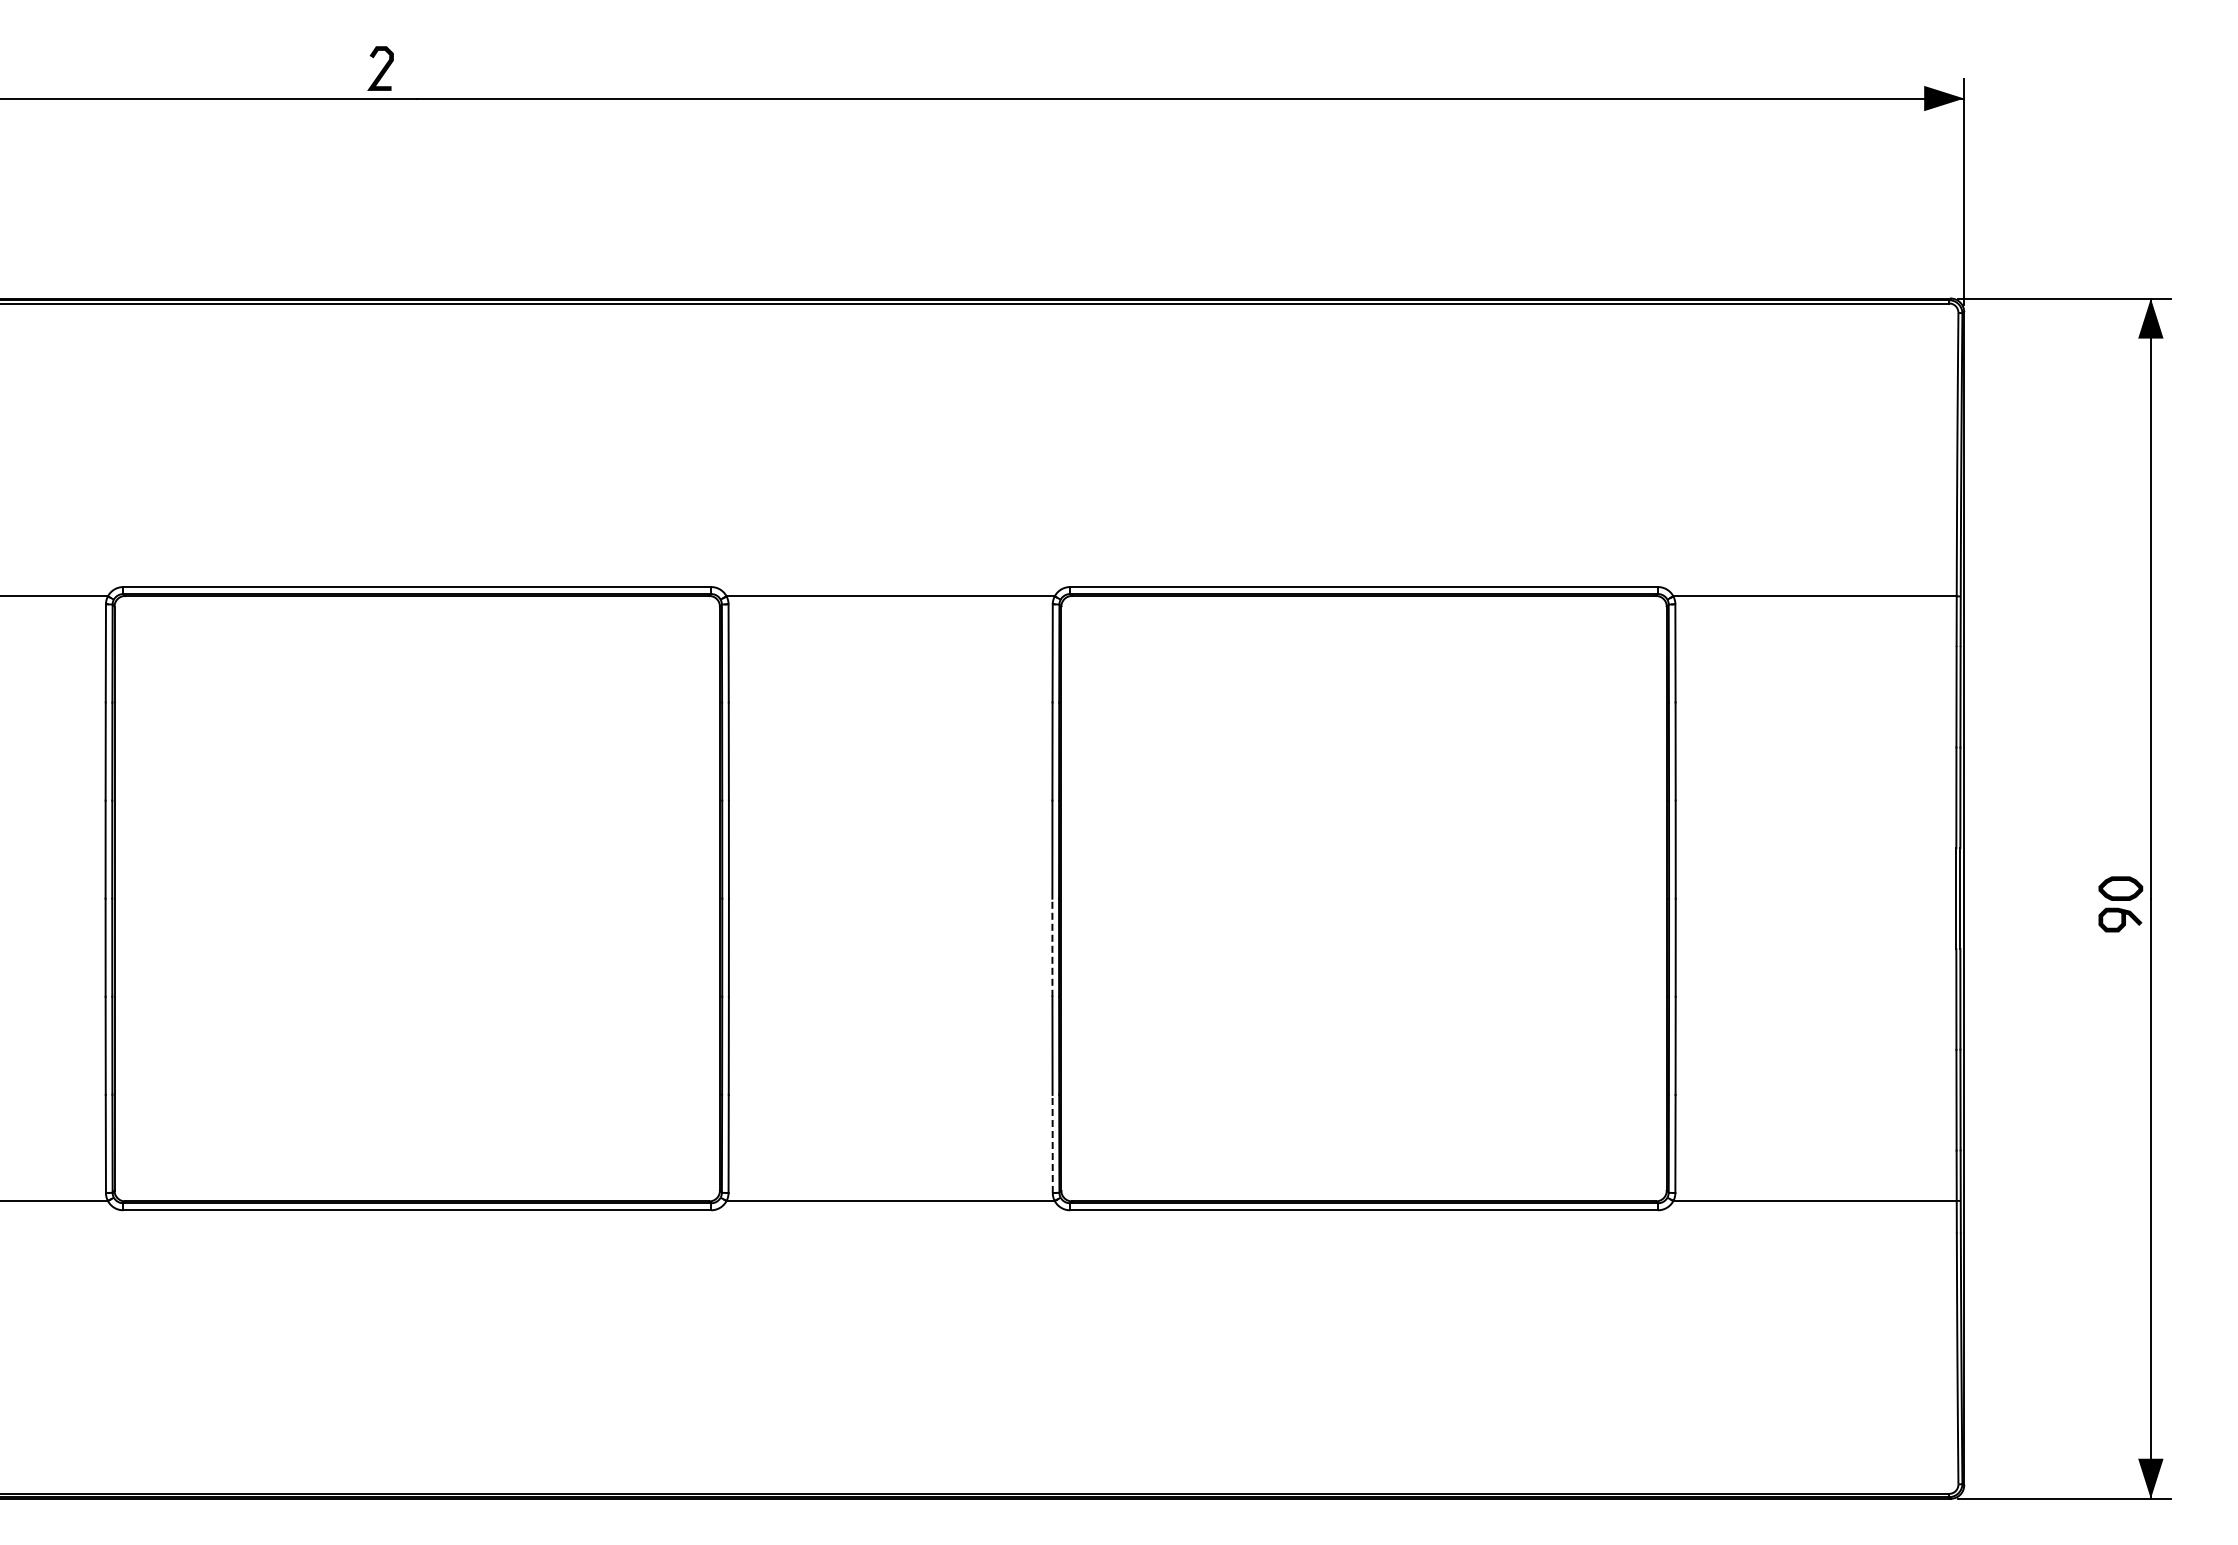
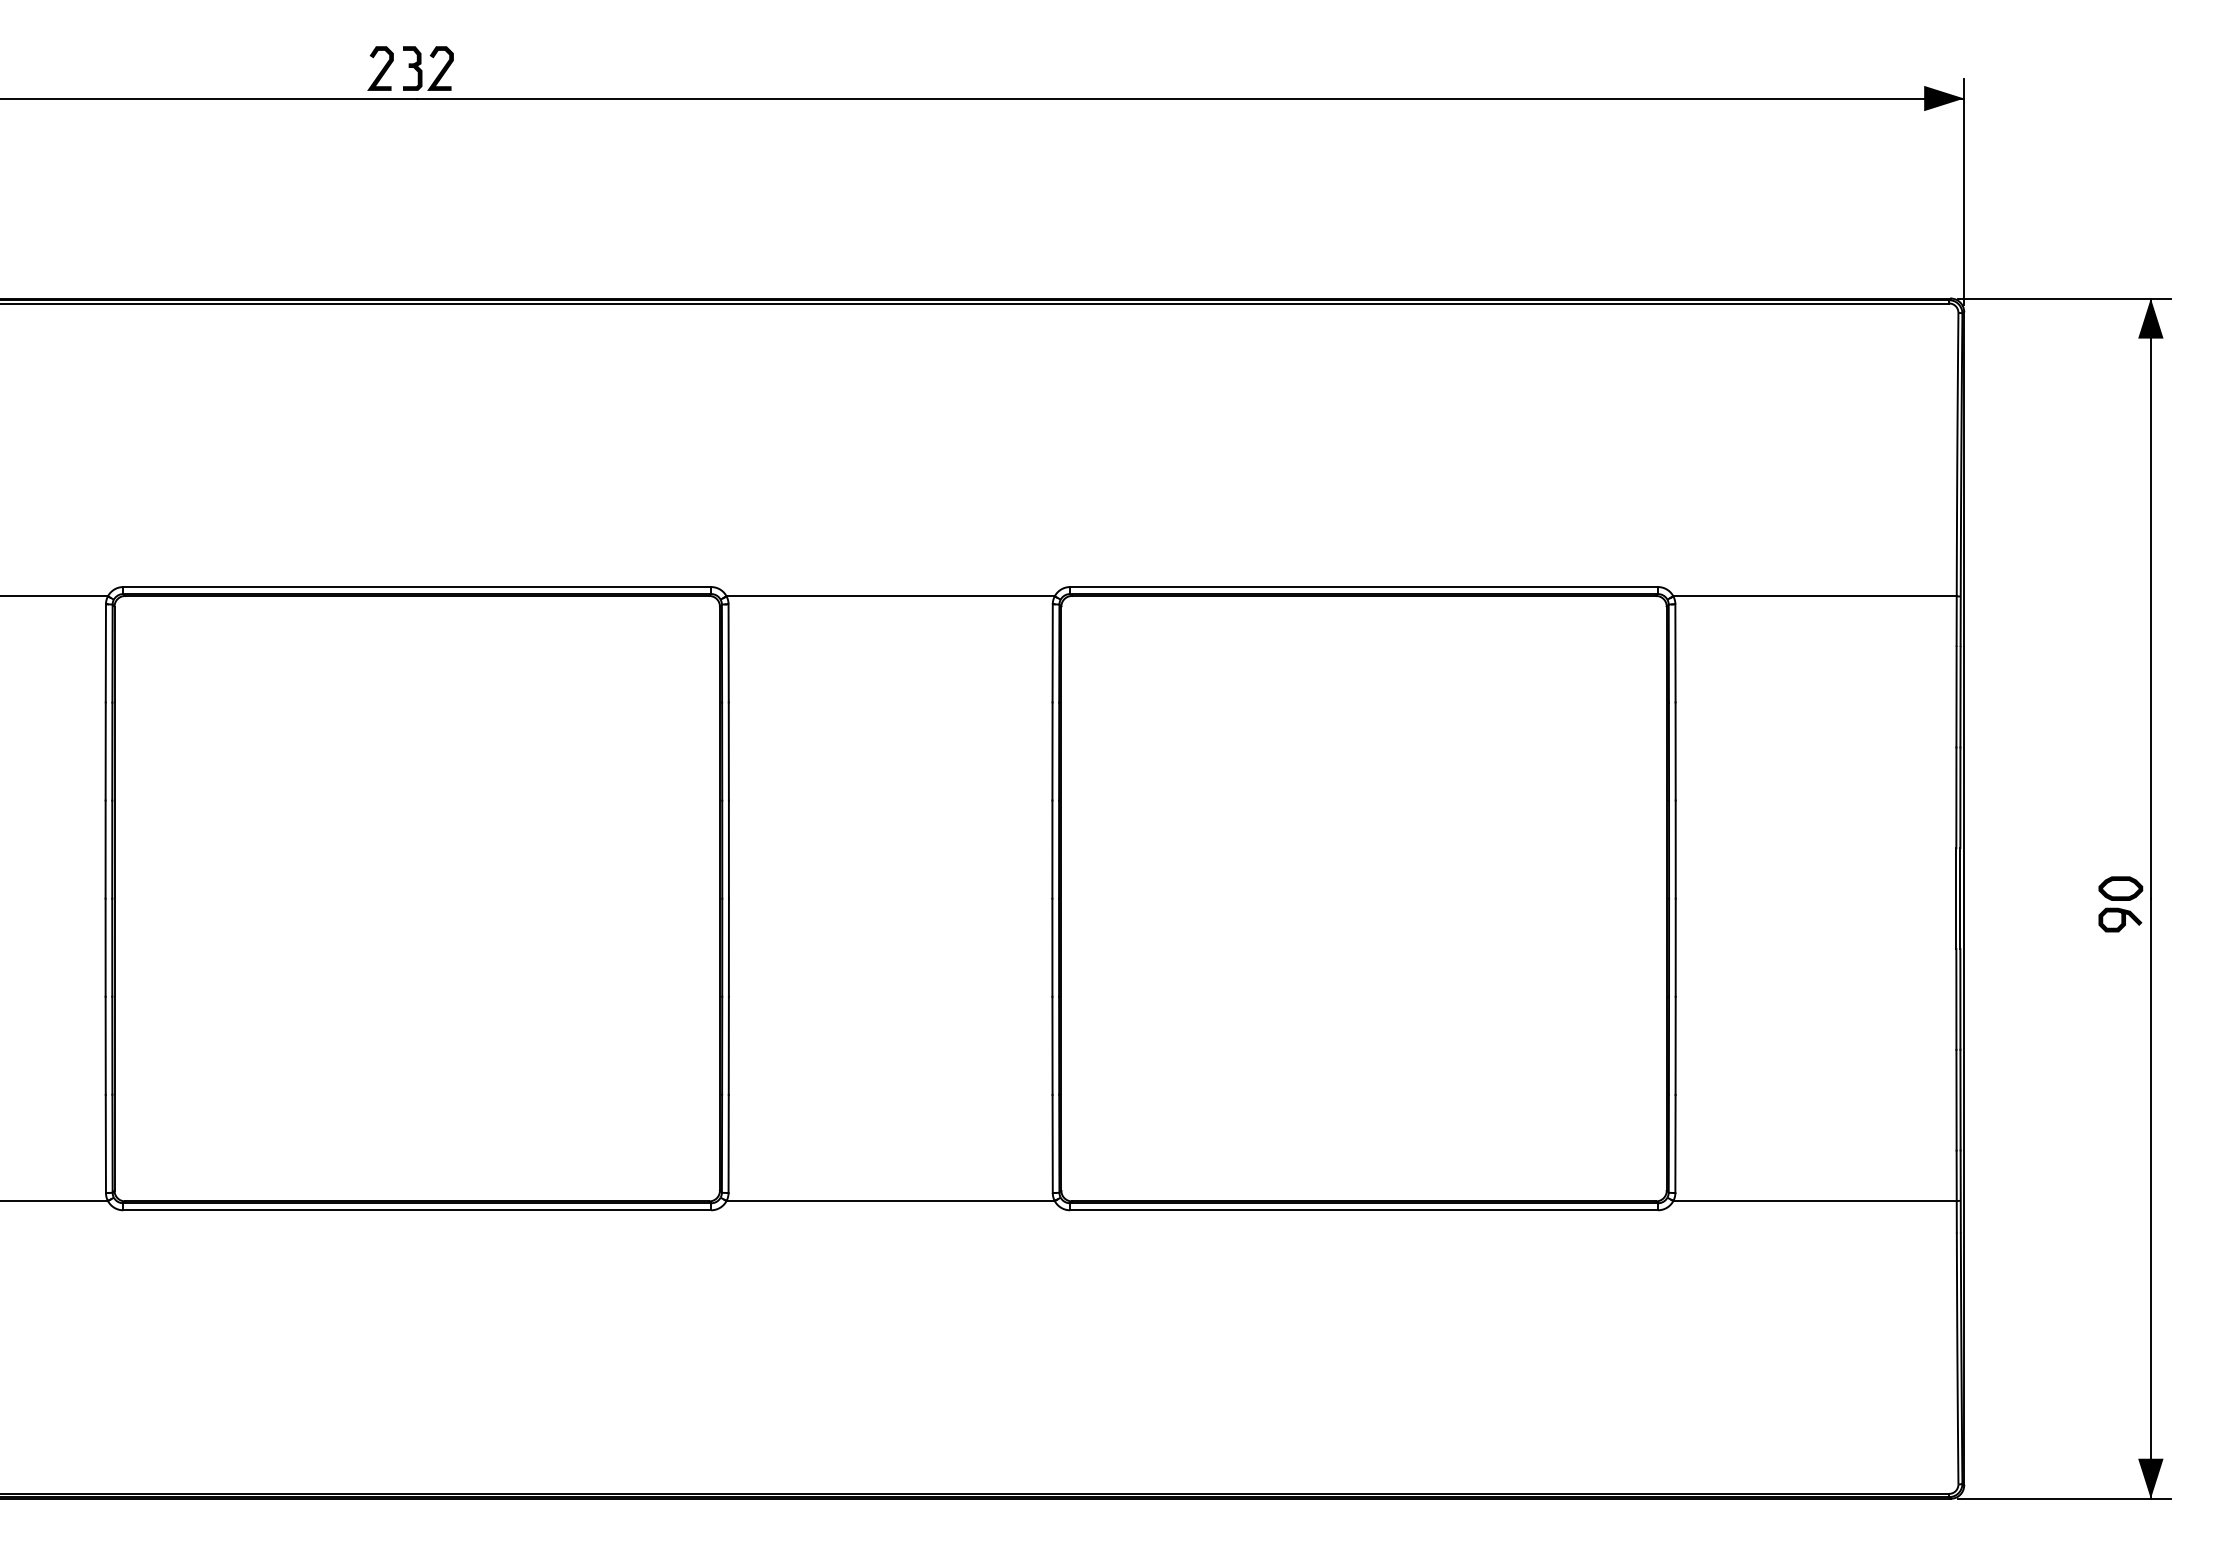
part: none -> present (422, 70)
line: dashed -> solid (1052, 947)
line: dashed -> solid (1052, 1143)
